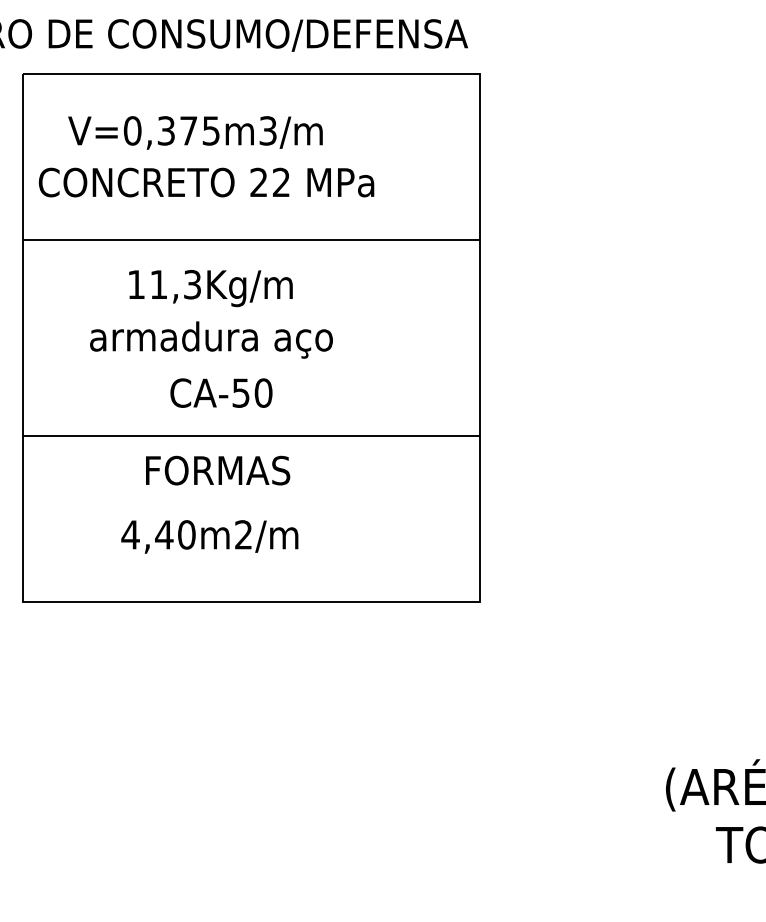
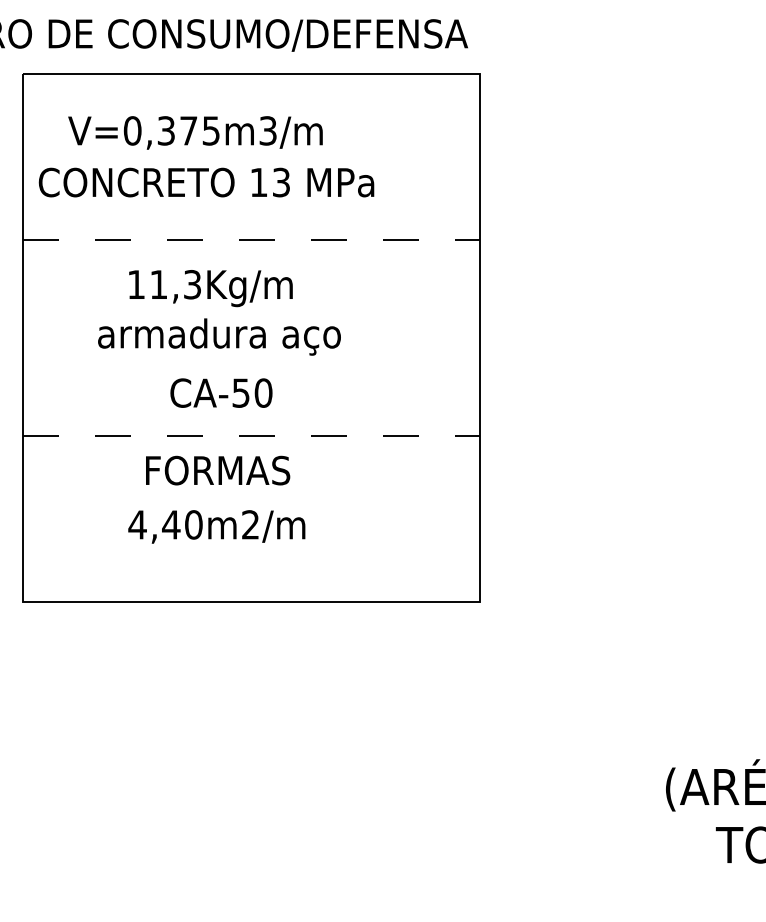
text: 22 -> 13 (269, 182)
line: solid -> dashed (251, 240)
text position: (211, 339) -> (219, 336) (219, 336)
line: solid -> dashed (251, 435)
text position: (209, 536) -> (216, 526) (216, 526)
